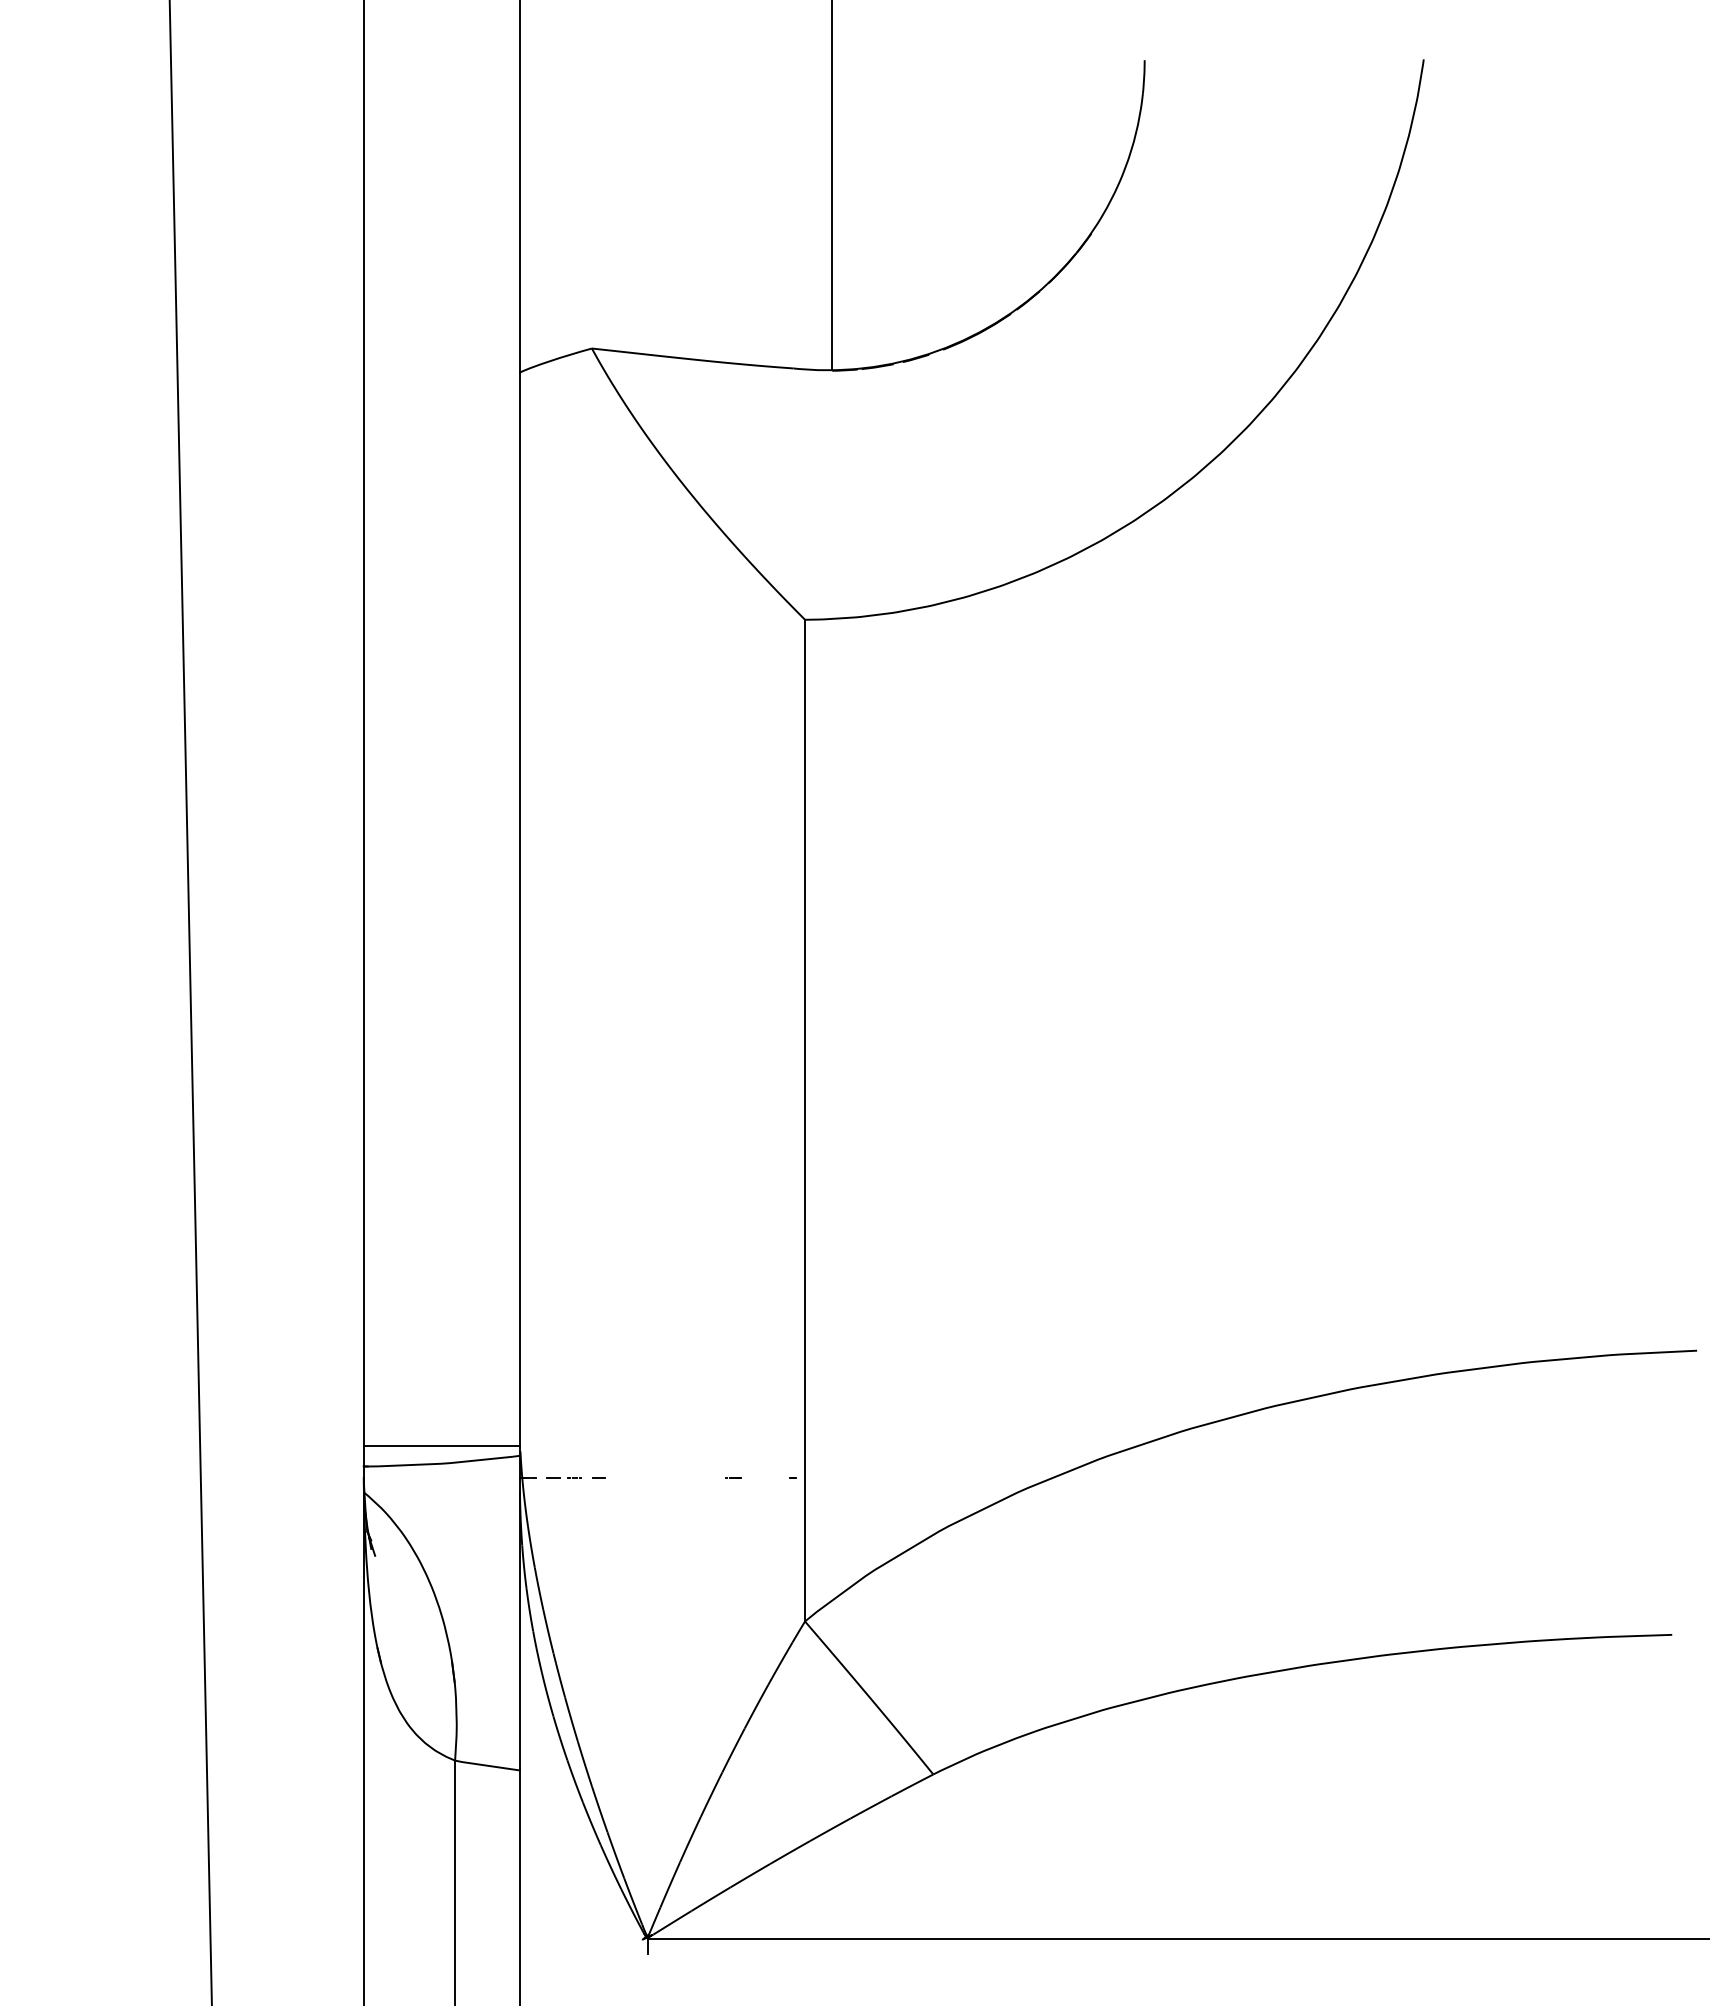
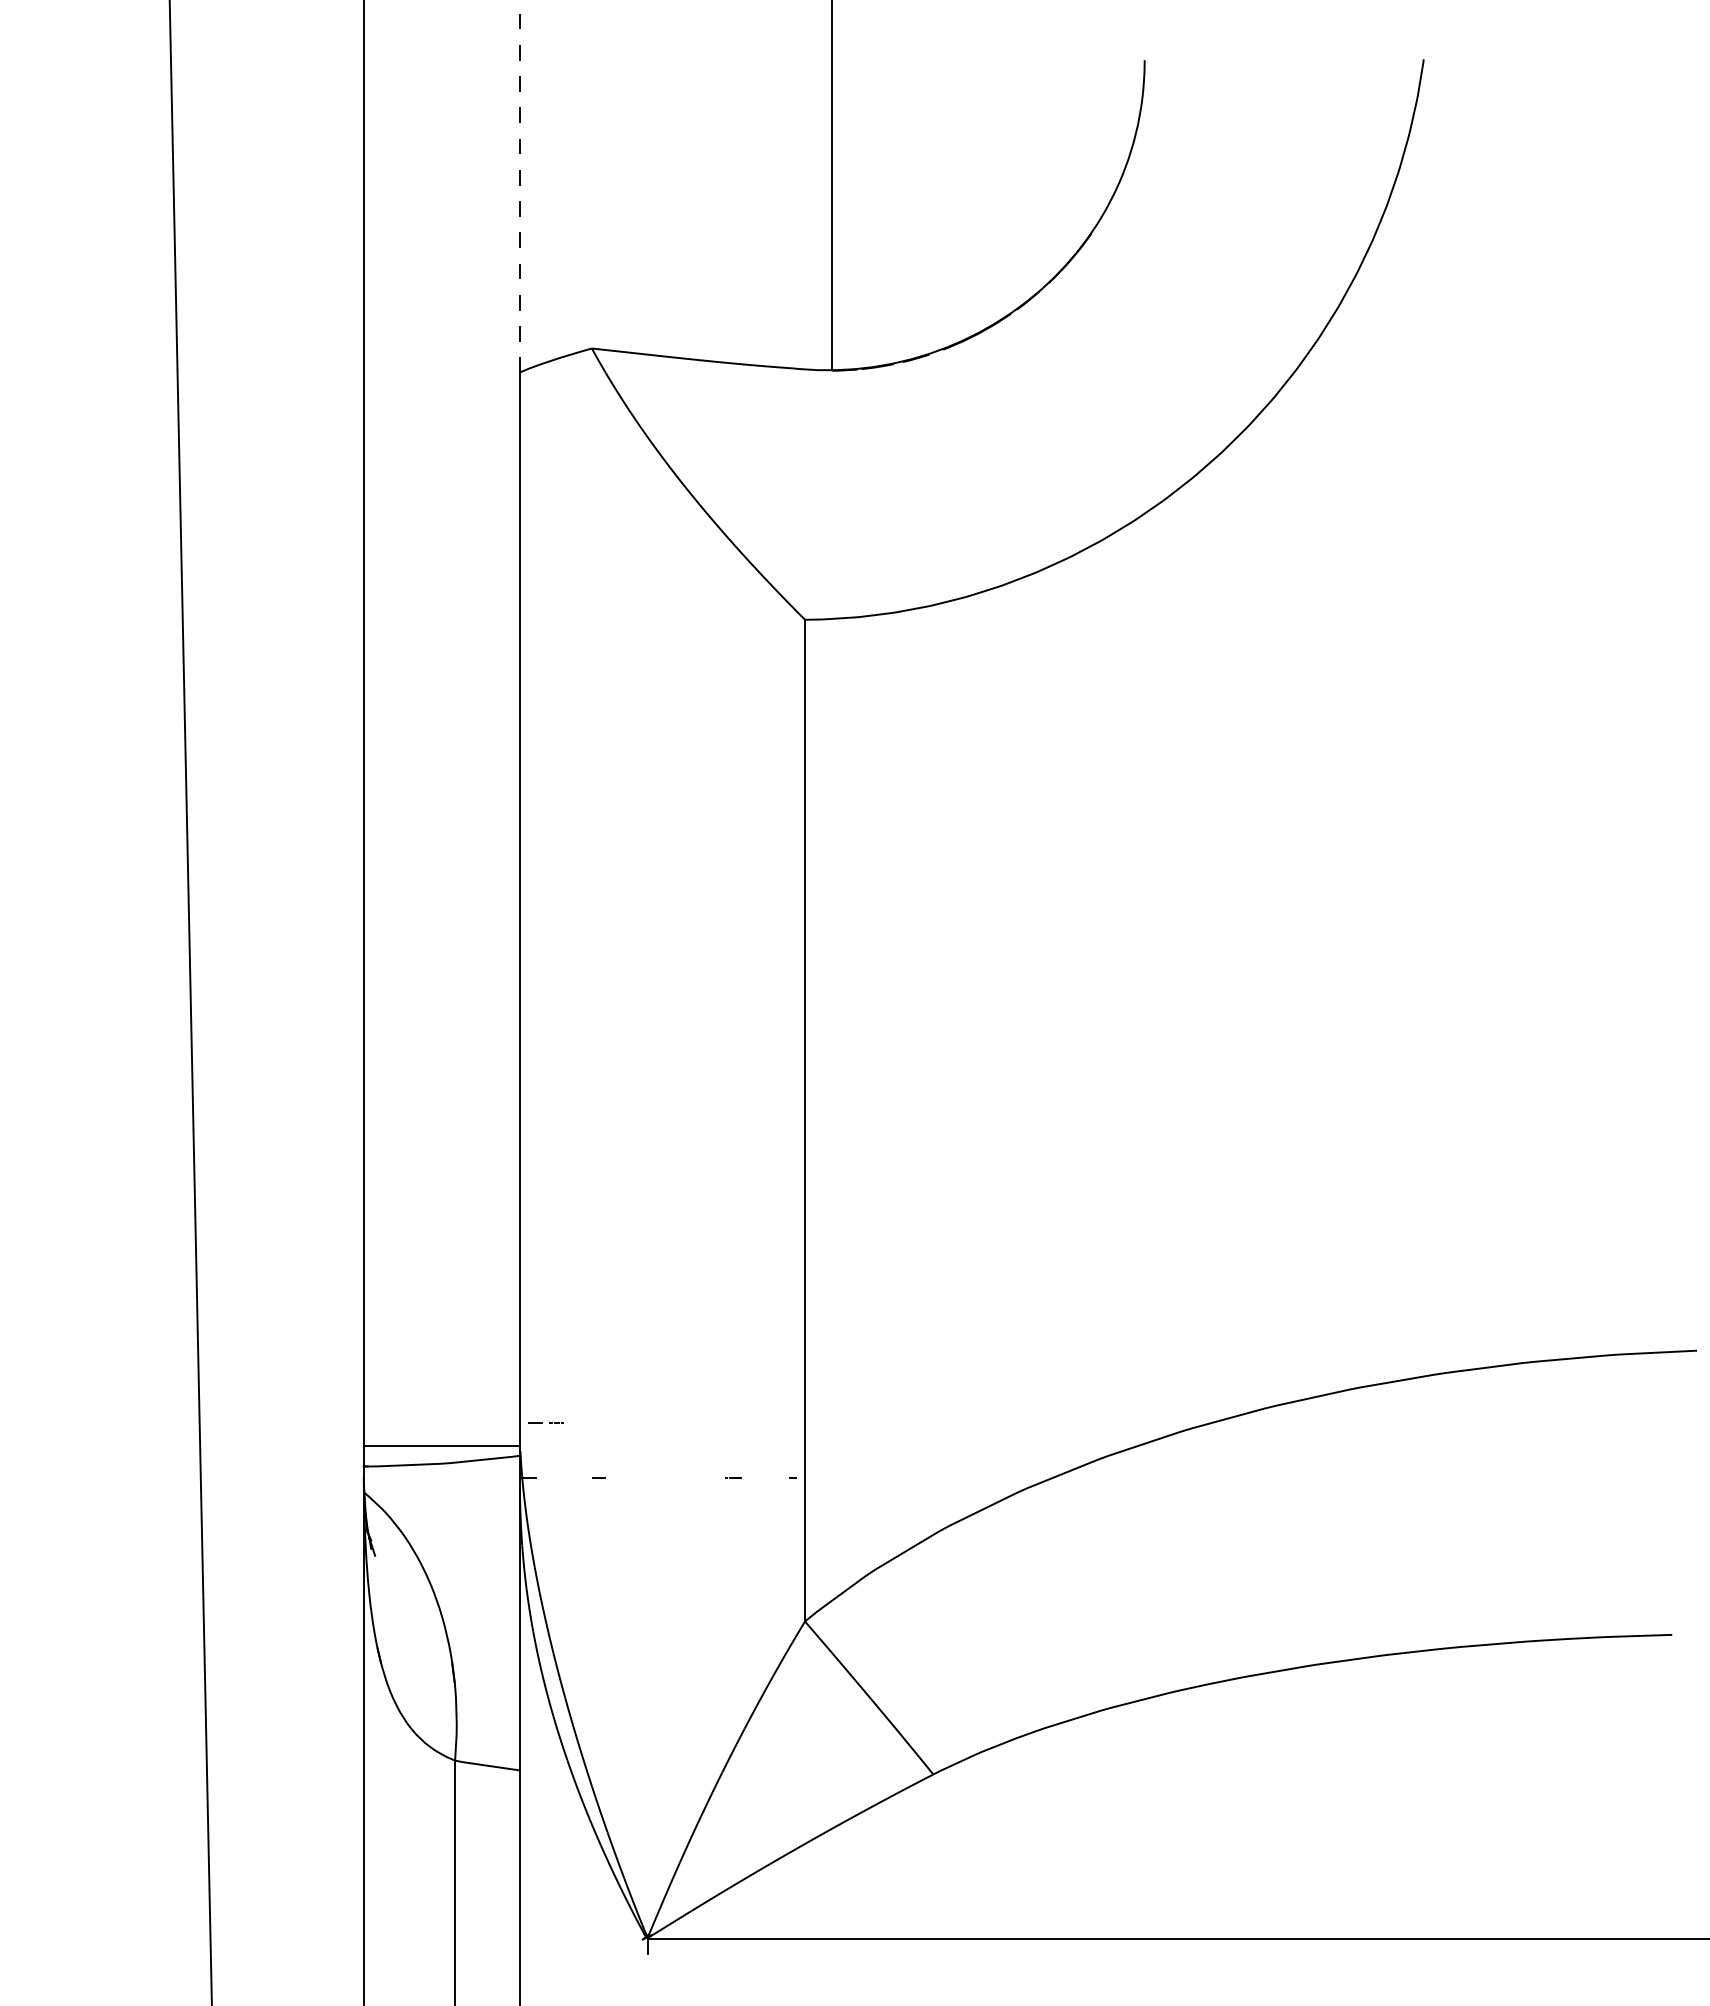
line: solid -> dashed (519, 186)
line position: (560, 1477) -> (542, 1422) (542, 1422)
